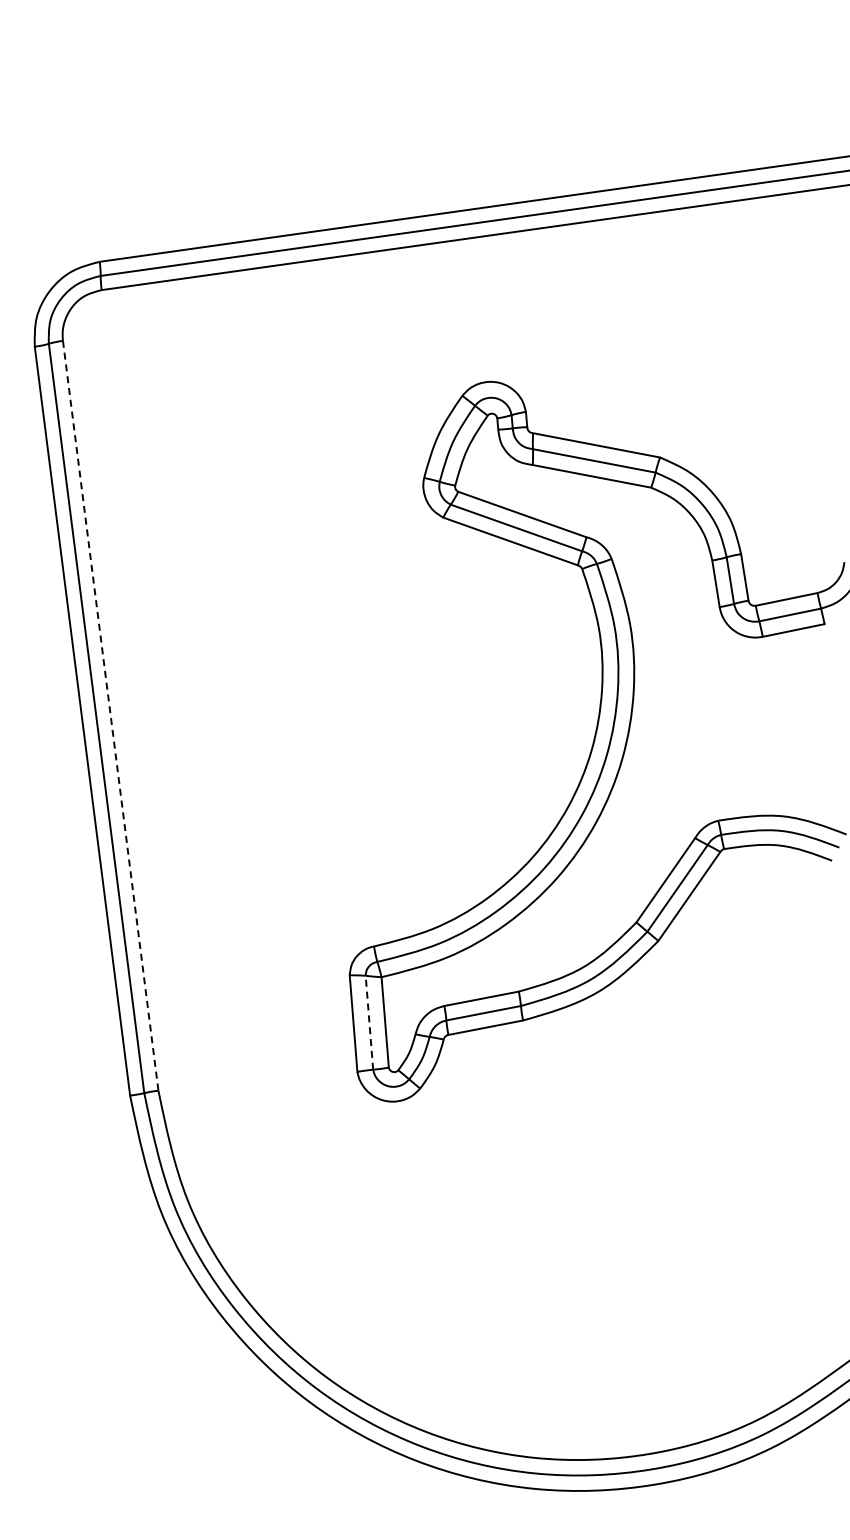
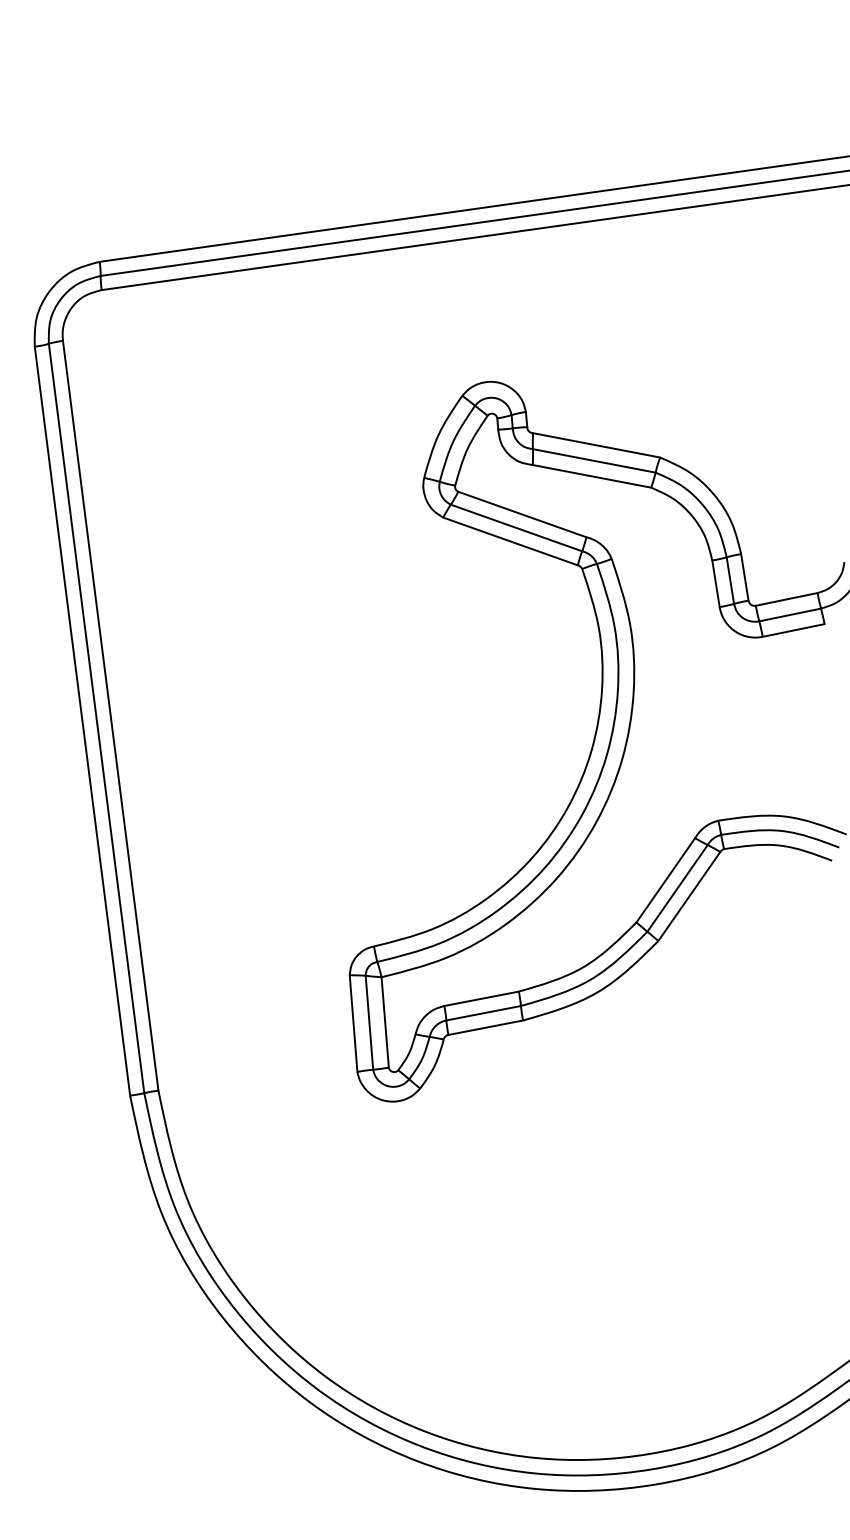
line: dashed -> solid (110, 715)
line: dashed -> solid (369, 1022)
